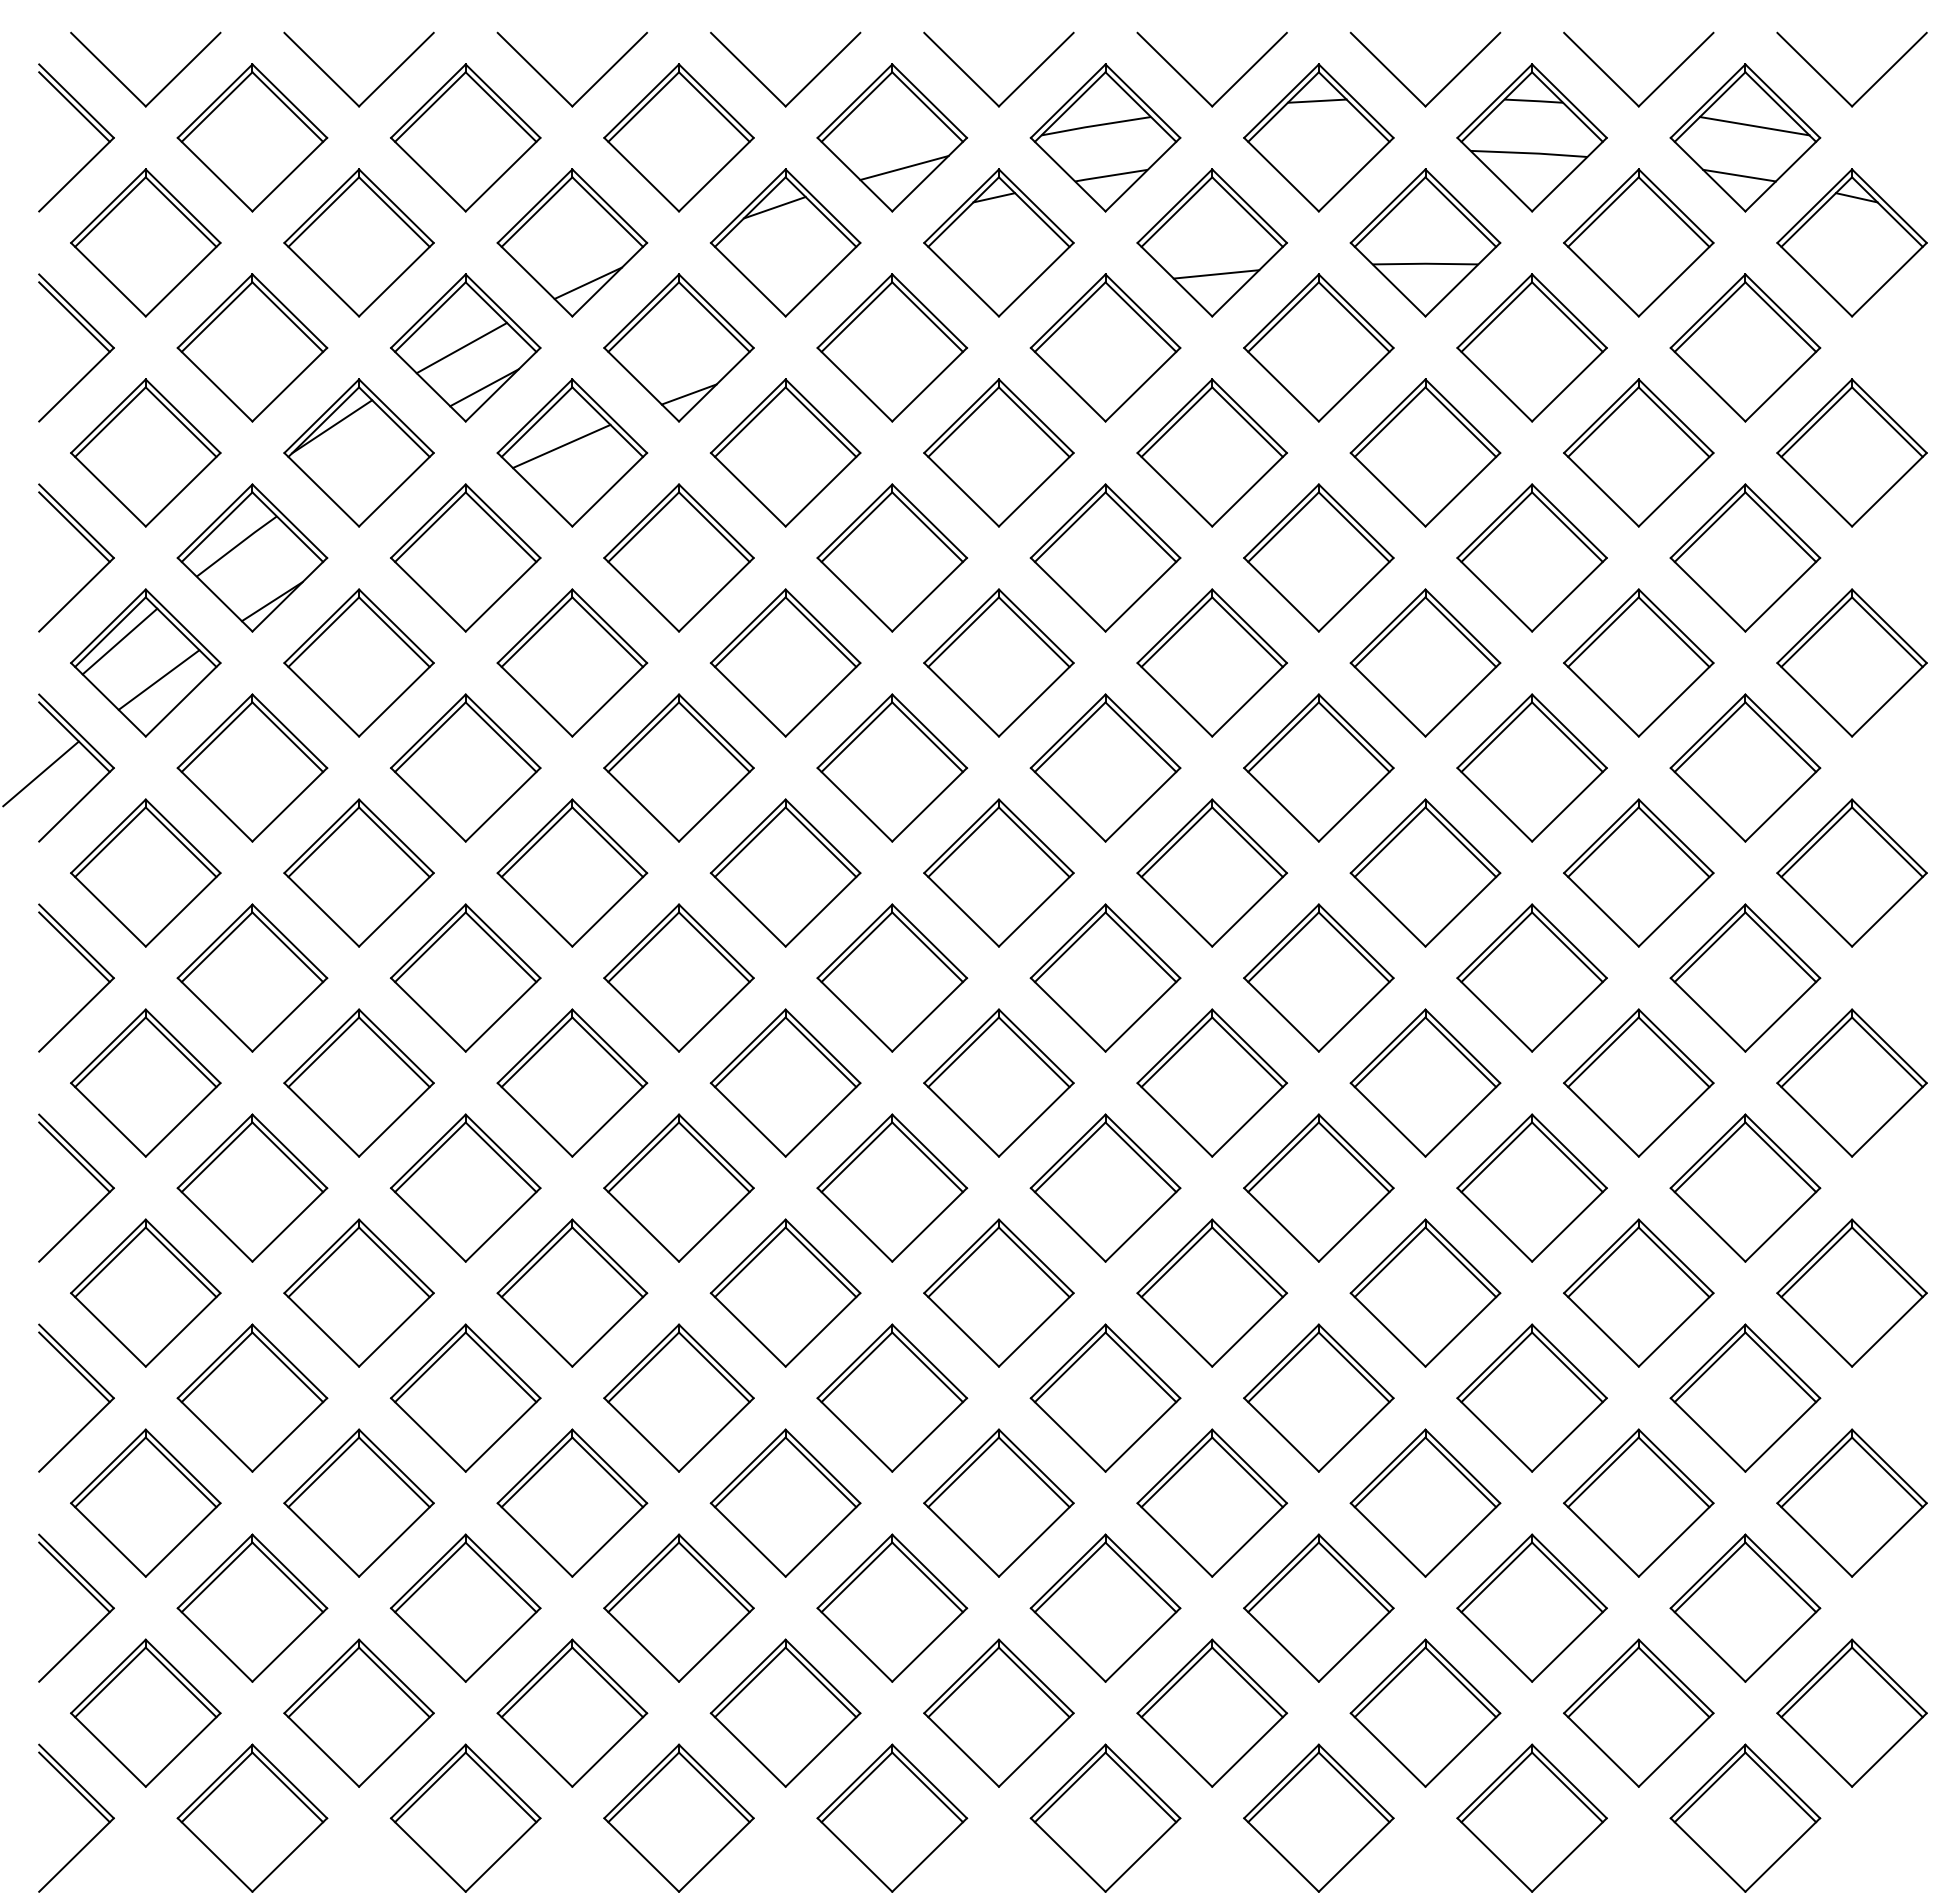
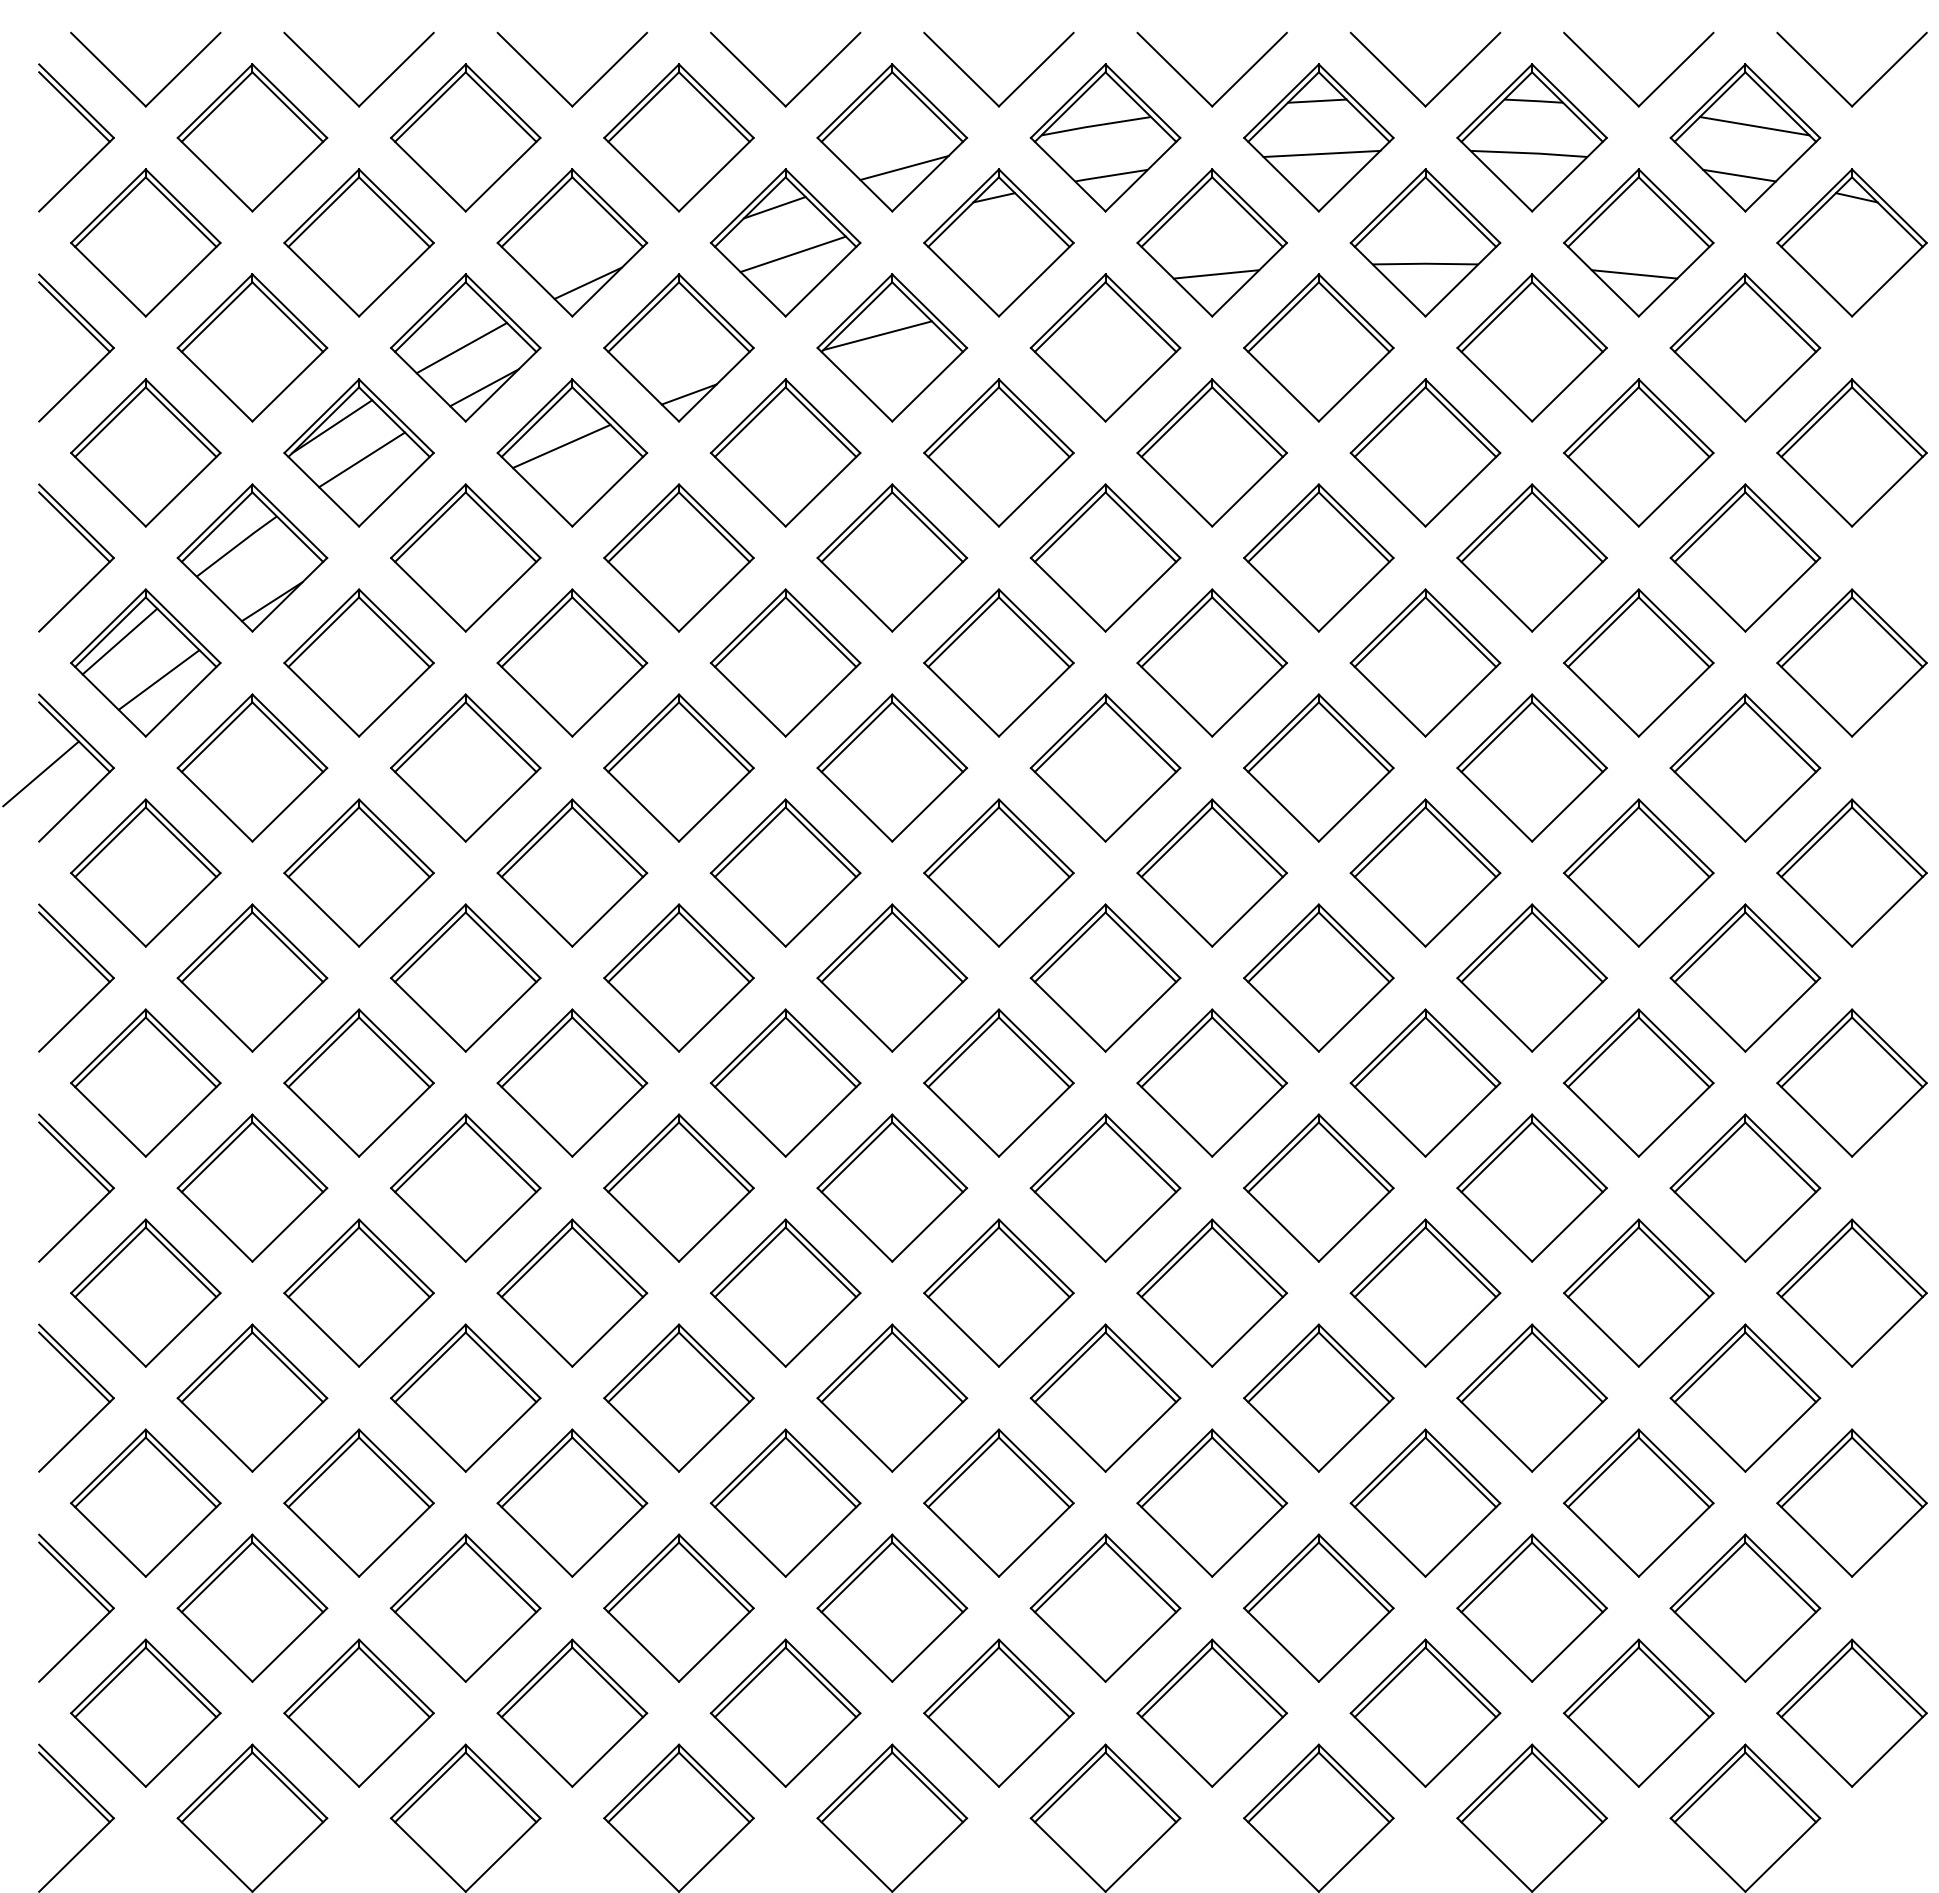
line: none -> present (1321, 153)
line: none -> present (792, 254)
line: none -> present (1634, 274)
line: none -> present (877, 335)
line: none -> present (362, 459)
